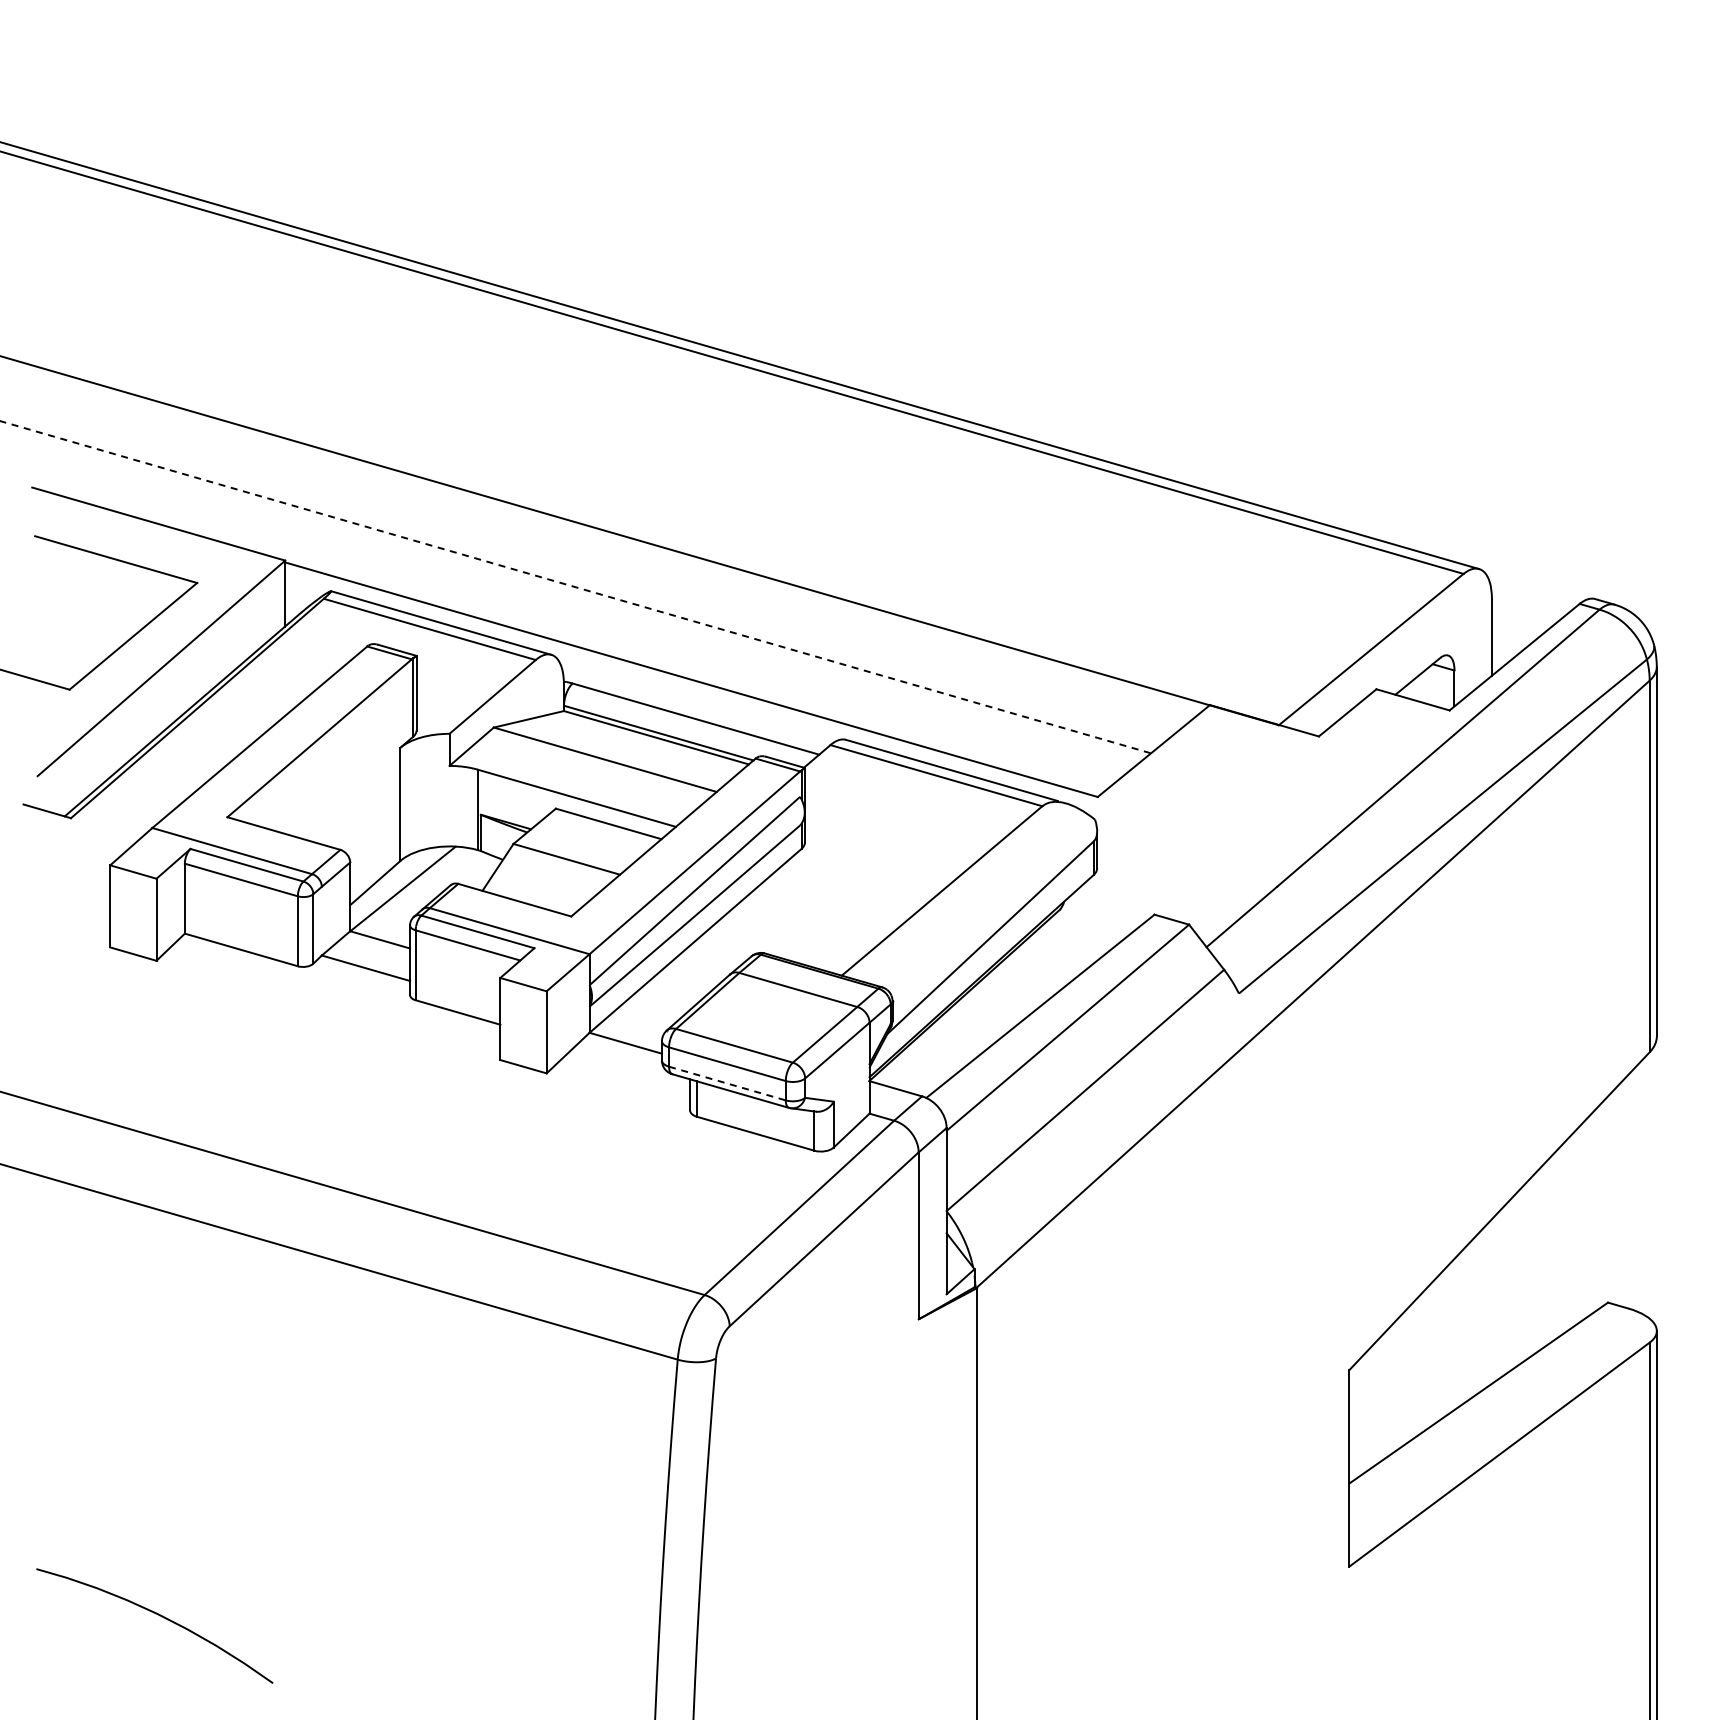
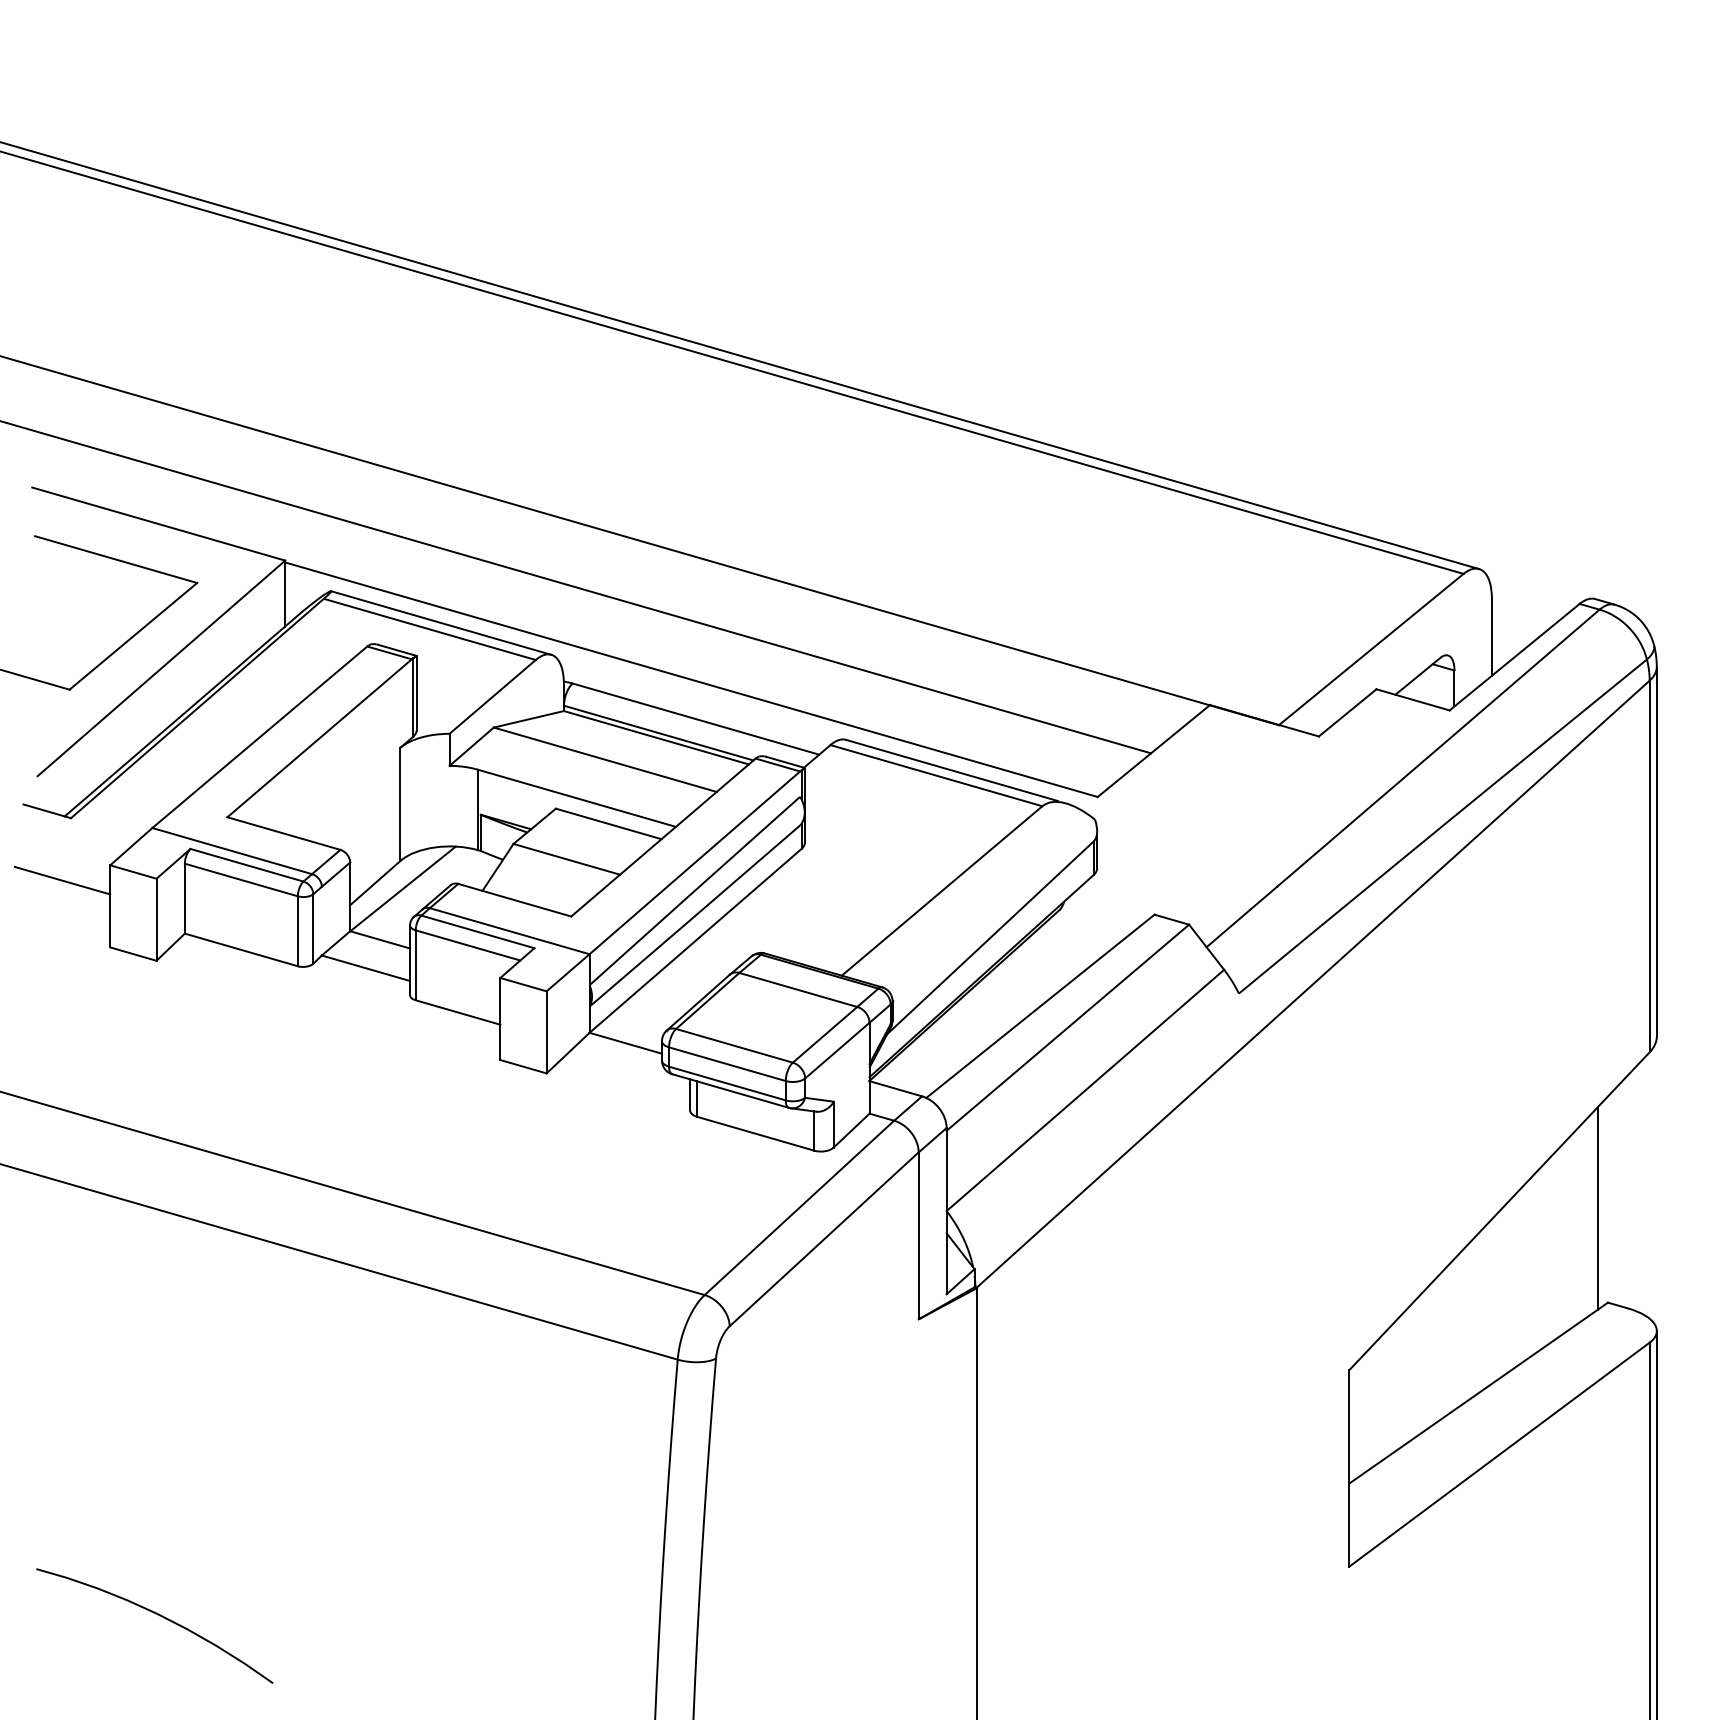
line: dashed -> solid (575, 587)
line: none -> present (62, 880)
line: dashed -> solid (727, 1083)
line: none -> present (1597, 1208)
